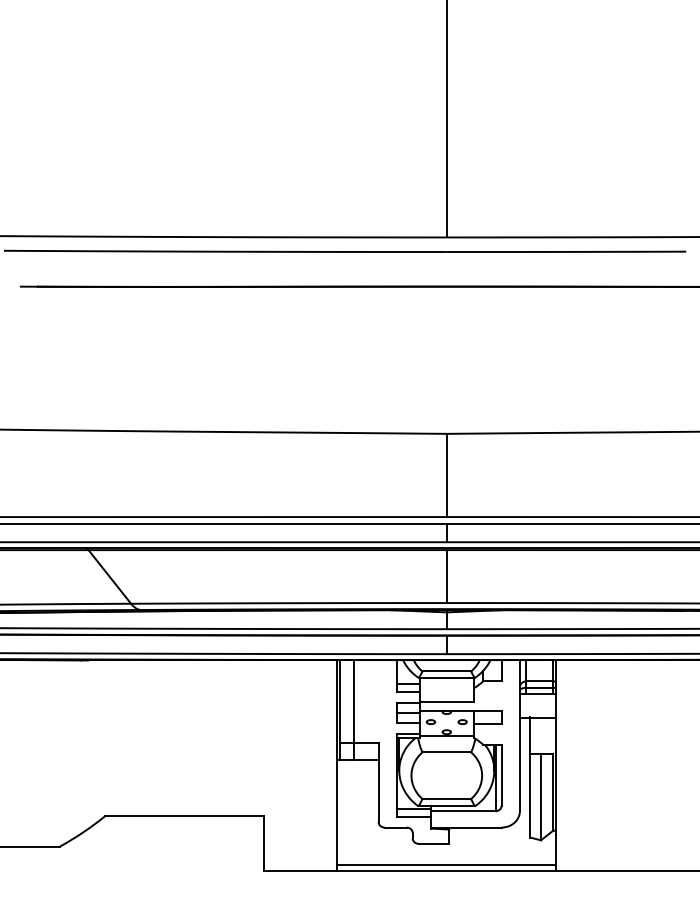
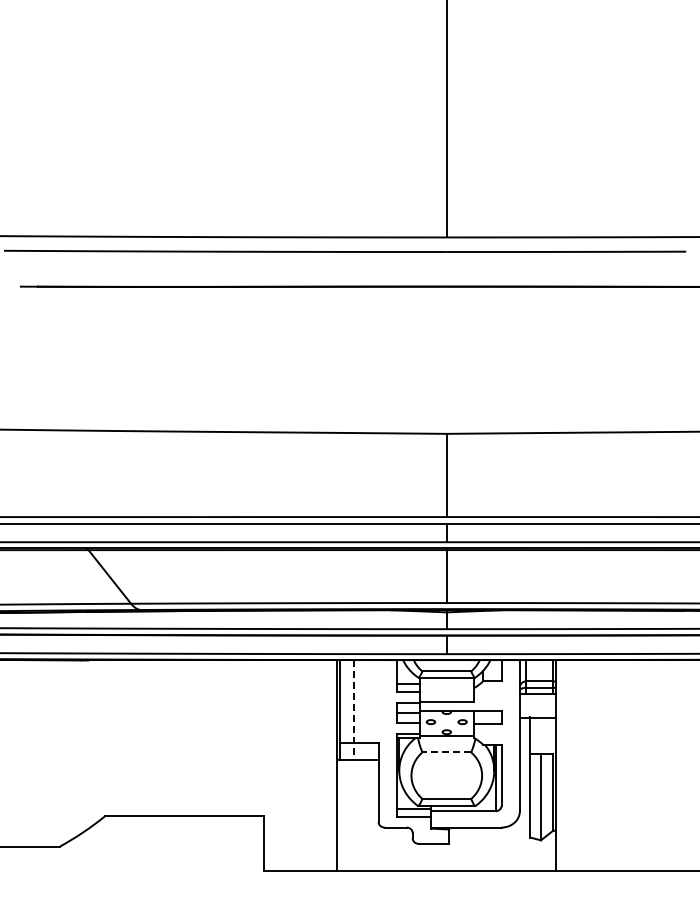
line: solid -> dashed (354, 710)
line: solid -> dashed (446, 752)
line: present -> none (446, 865)
